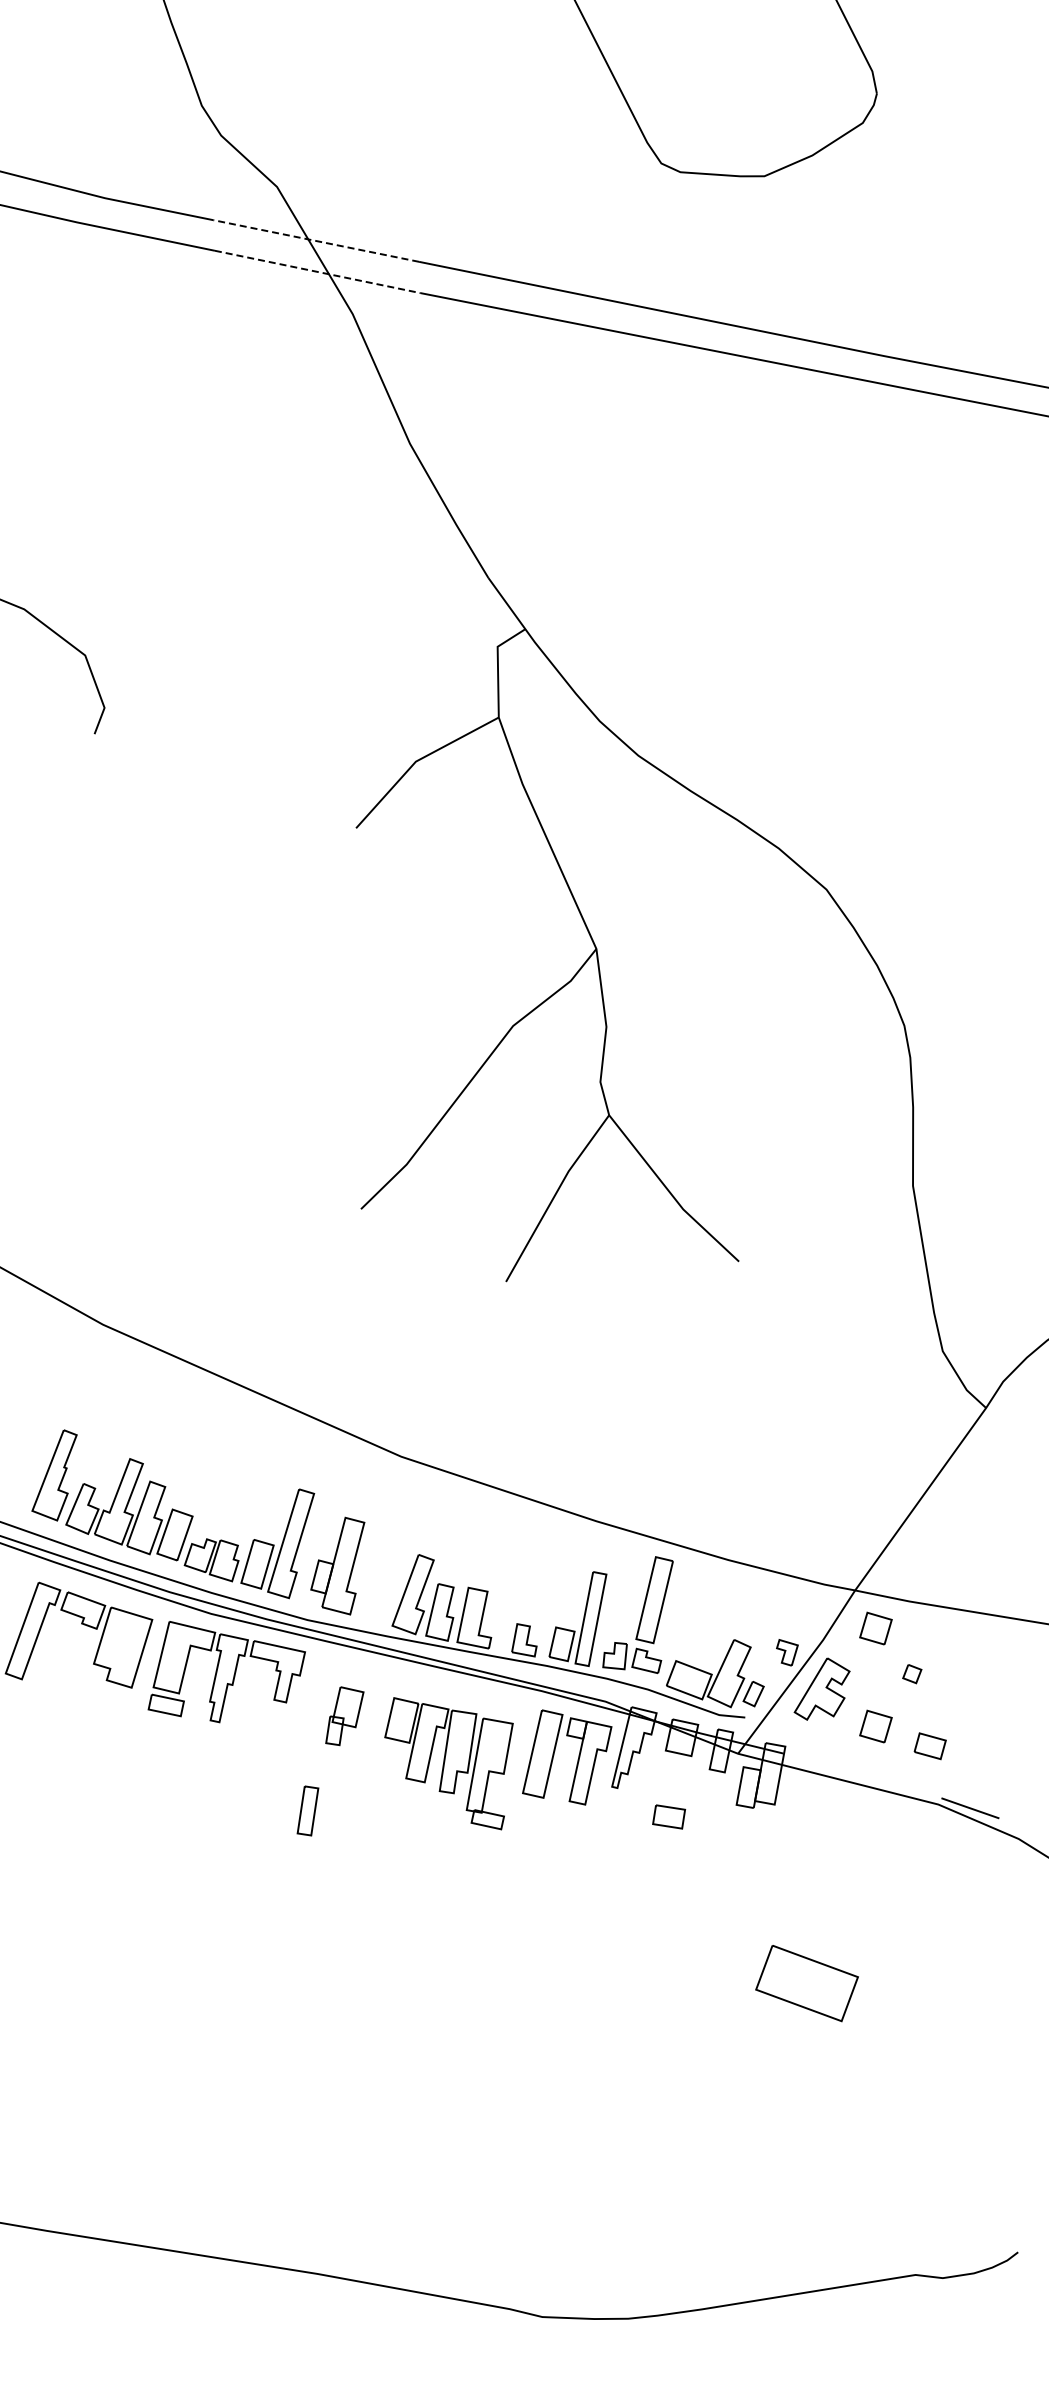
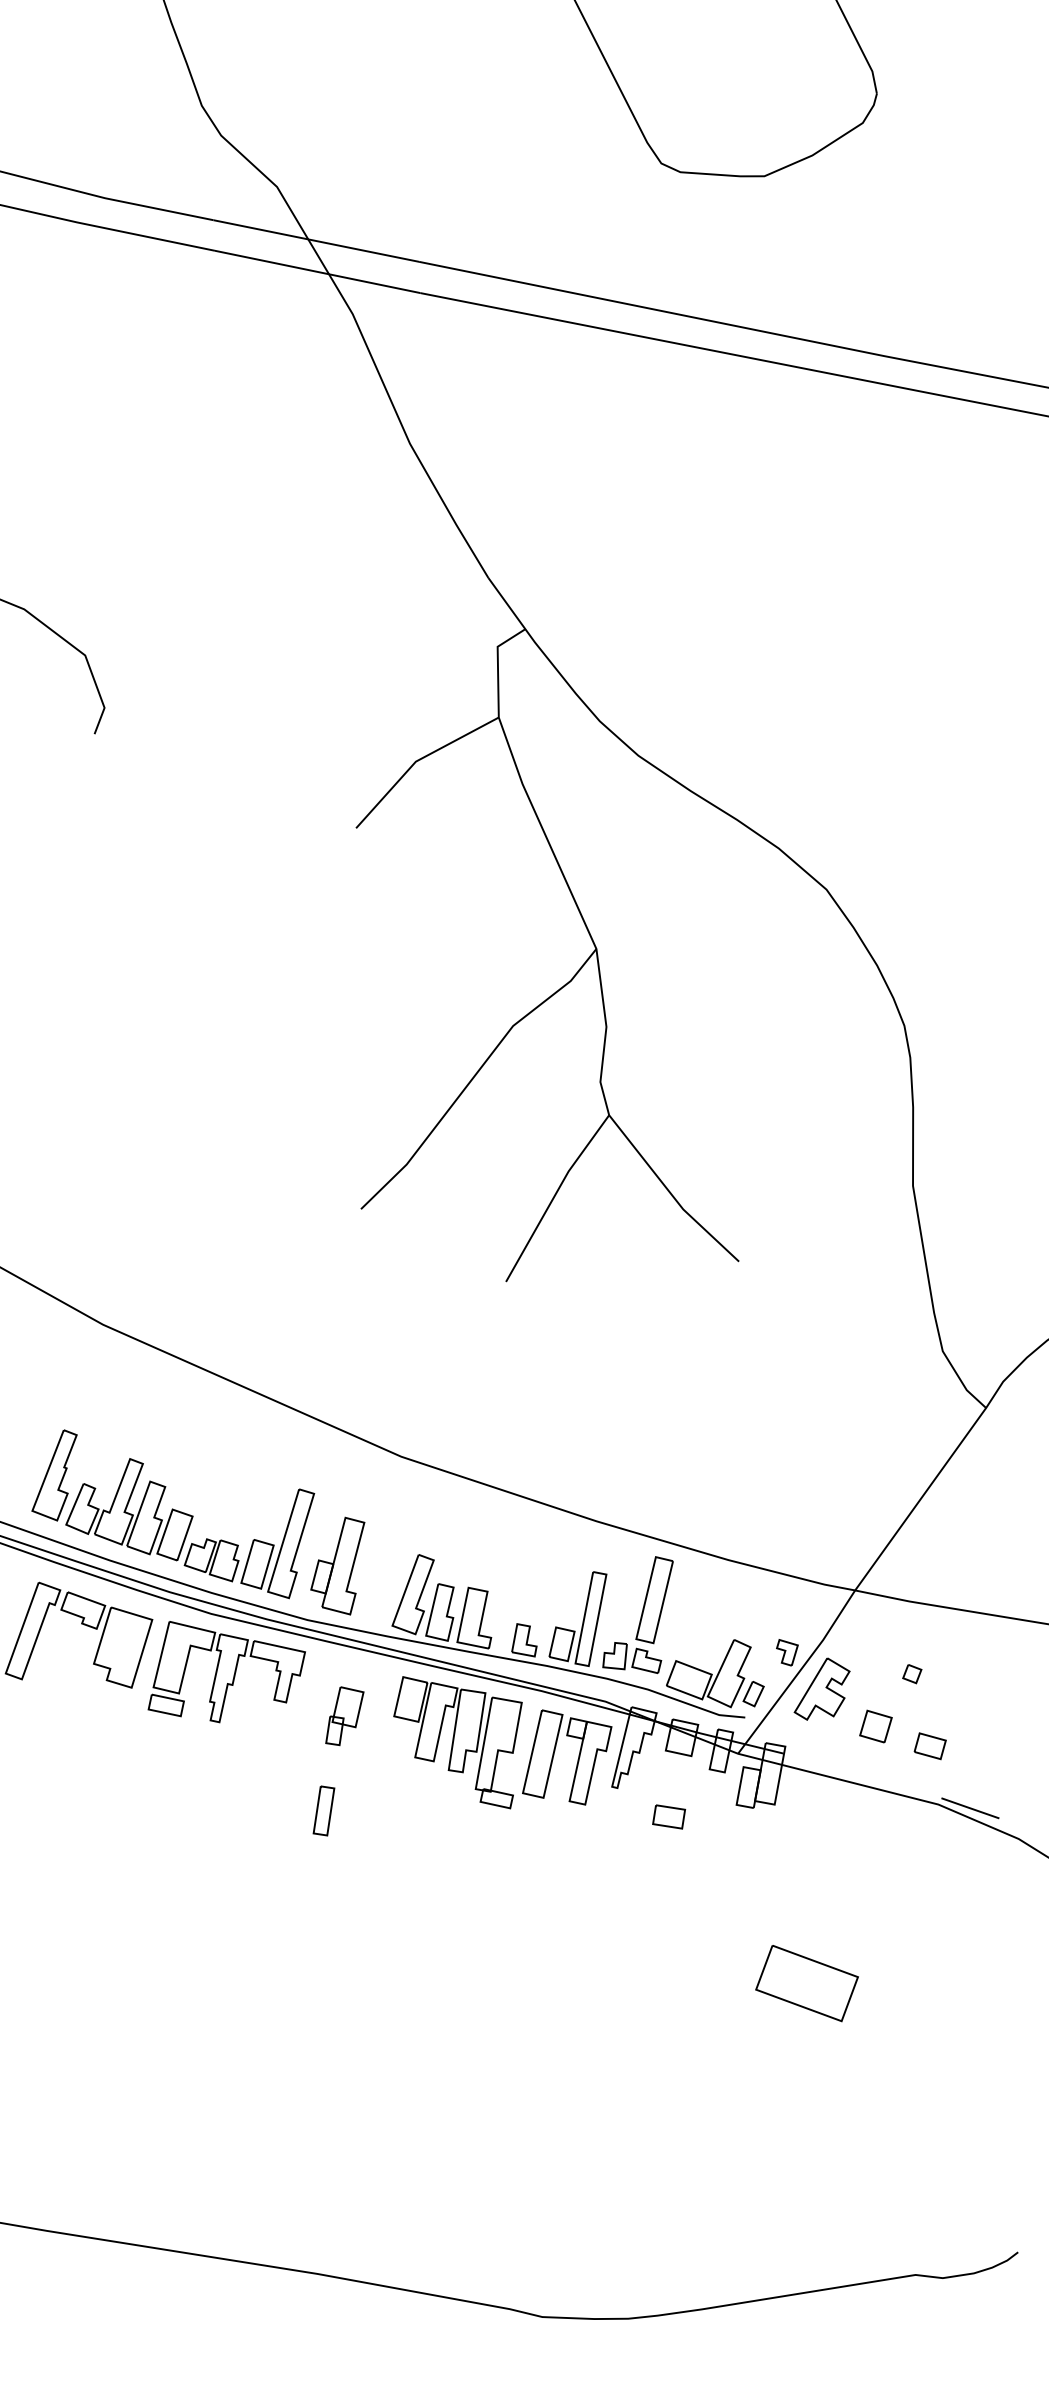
line: dashed -> solid (316, 241)
line: dashed -> solid (317, 271)
part: present -> none (875, 1628)
part position: (448, 1763) -> (457, 1742) (457, 1742)
part position: (307, 1810) -> (323, 1810) (323, 1810)
